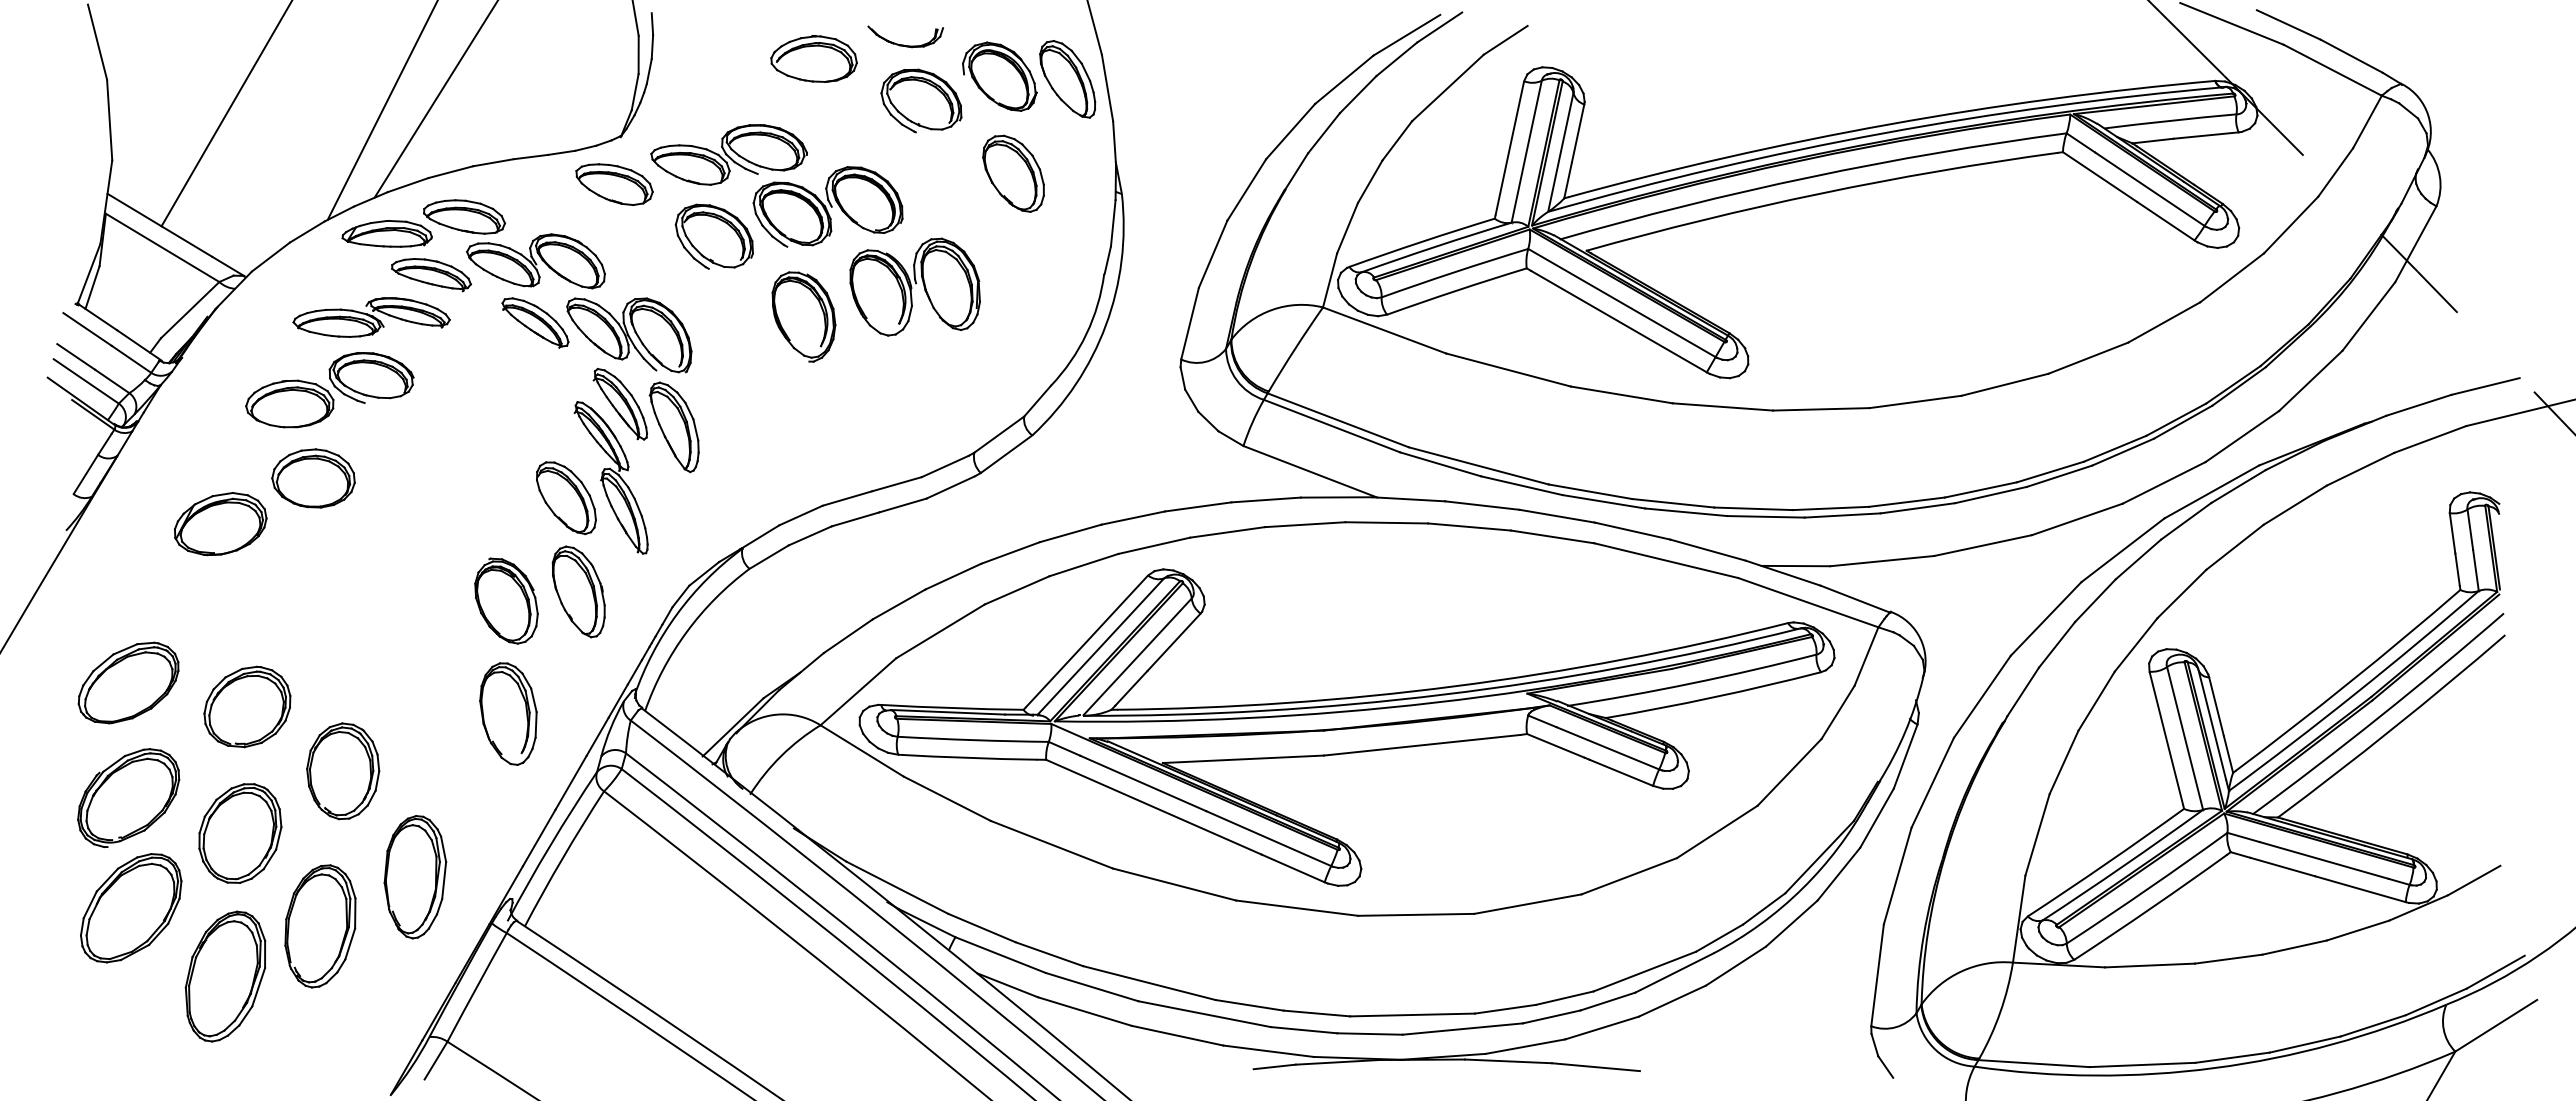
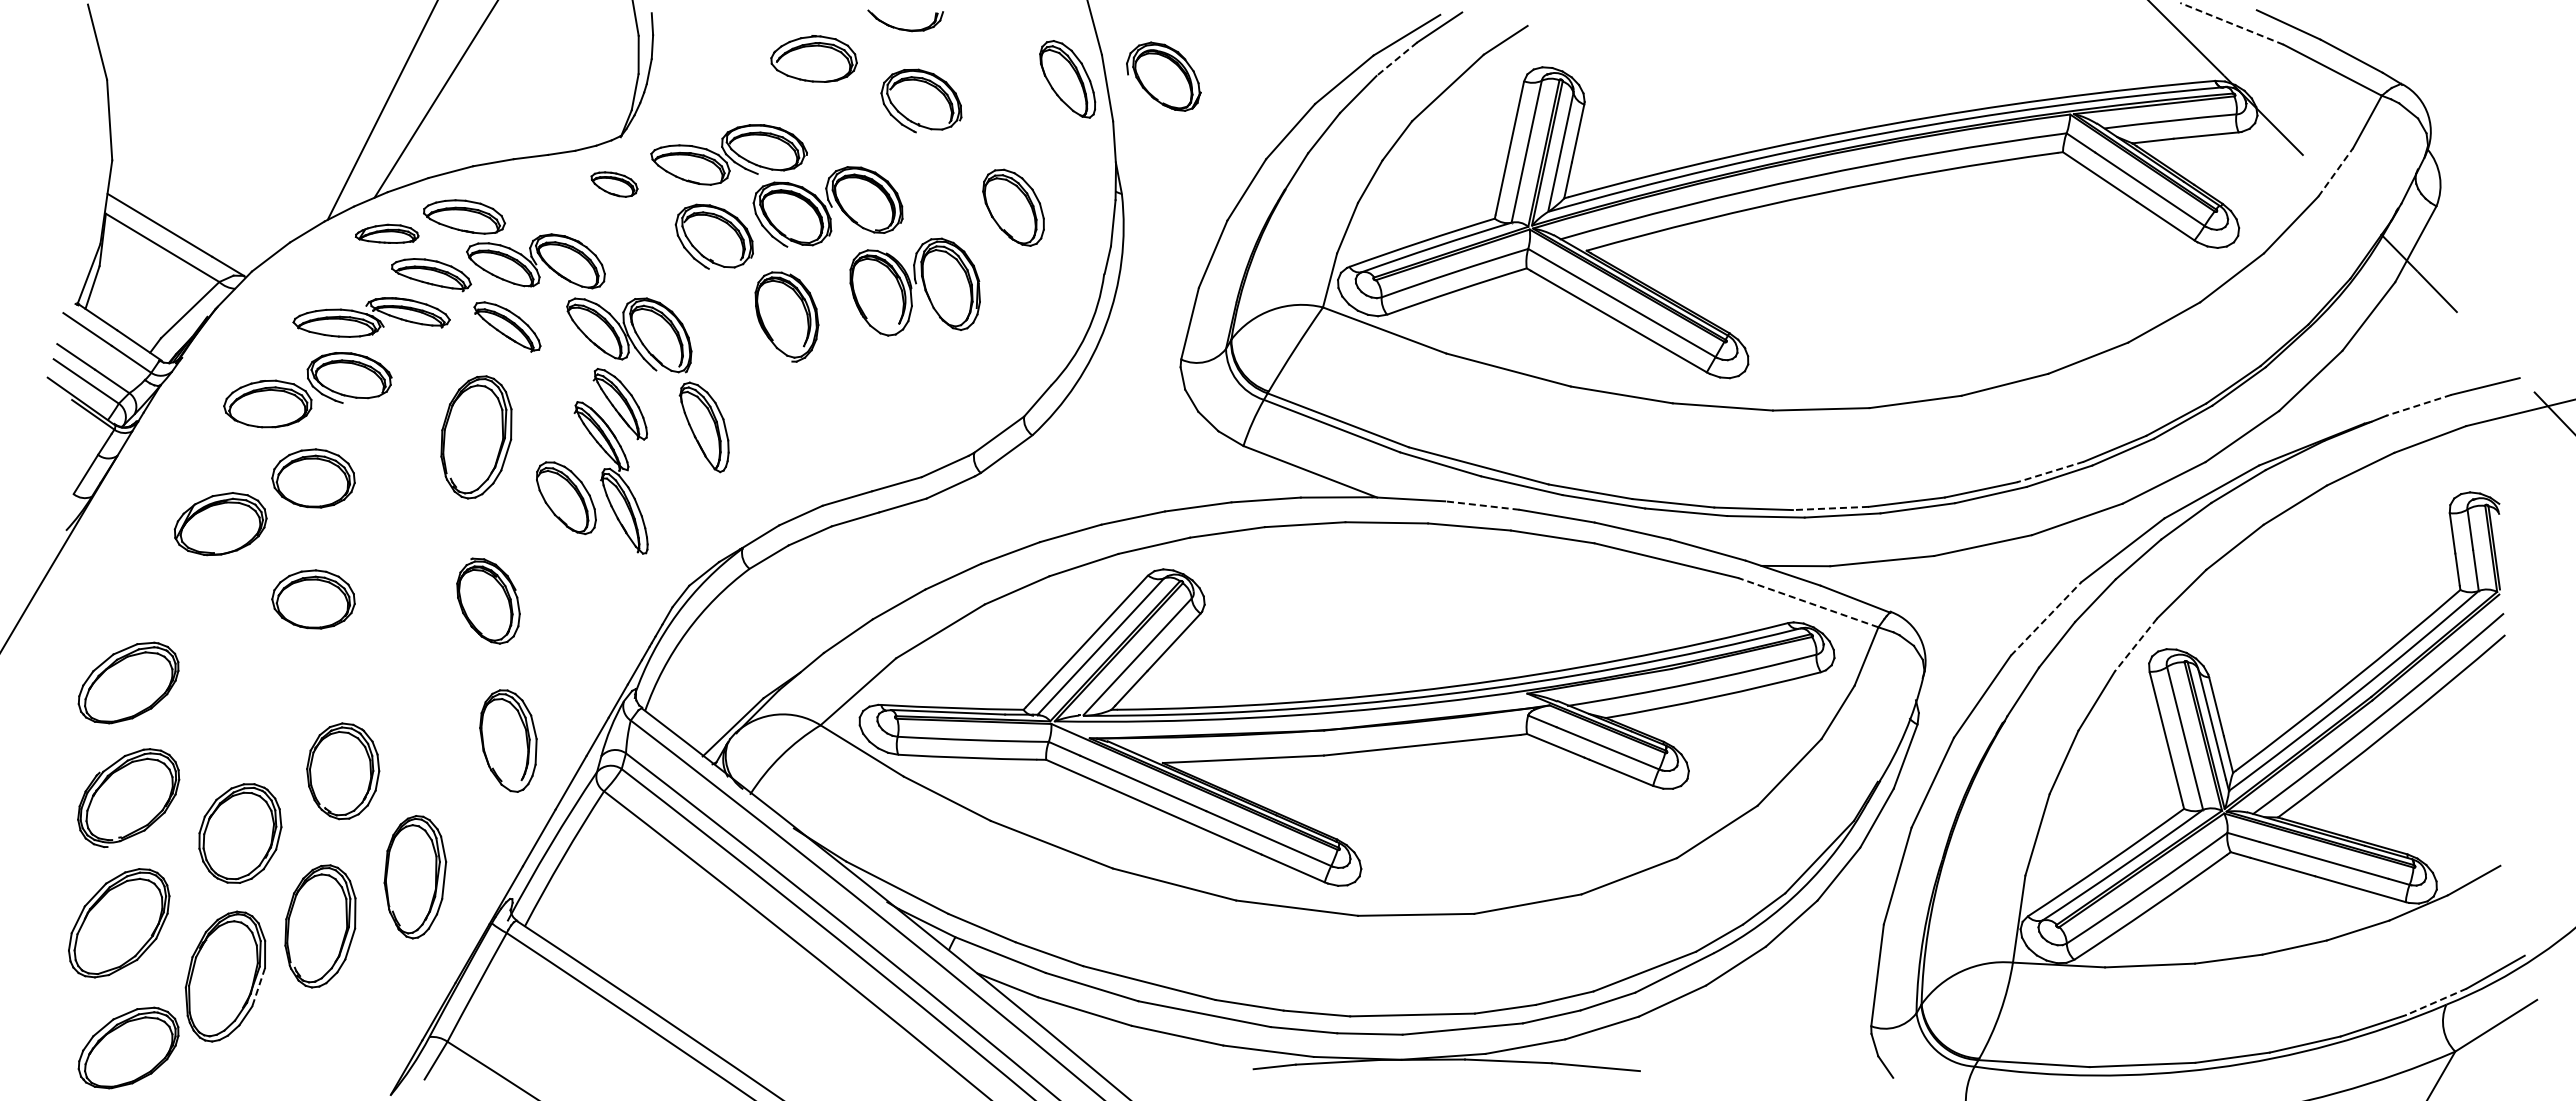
line: solid -> dashed (2232, 23)
part position: (904, 44) -> (904, 28) (904, 28)
line: solid -> dashed (1396, 59)
part position: (999, 76) -> (1163, 76) (1163, 76)
line: present -> none (225, 114)
line: solid -> dashed (2335, 172)
part position: (1013, 173) -> (1013, 207) (1013, 207)
part size: 79x43 px -> 49x27 px (614, 184)
part size: 92x28 px -> 66x21 px (386, 233)
part position: (803, 316) -> (786, 316) (786, 316)
part position: (535, 322) -> (507, 326) (507, 326)
part position: (329, 390) -> (307, 390) (307, 390)
line: solid -> dashed (2418, 405)
part position: (673, 427) -> (703, 427) (703, 427)
part: none -> present (476, 437)
line: solid -> dashed (2049, 472)
line: solid -> dashed (1481, 505)
line: solid -> dashed (1830, 508)
part: present -> none (578, 591)
part: none -> present (313, 599)
part position: (506, 600) -> (488, 600) (488, 600)
line: solid -> dashed (1807, 602)
line: solid -> dashed (2046, 618)
line: solid -> dashed (2135, 645)
part: present -> none (247, 706)
part position: (508, 713) -> (508, 740) (508, 740)
part position: (131, 908) -> (119, 923) (119, 923)
line: solid -> dashed (258, 987)
line: solid -> dashed (2435, 1002)
part: none -> present (128, 1047)
